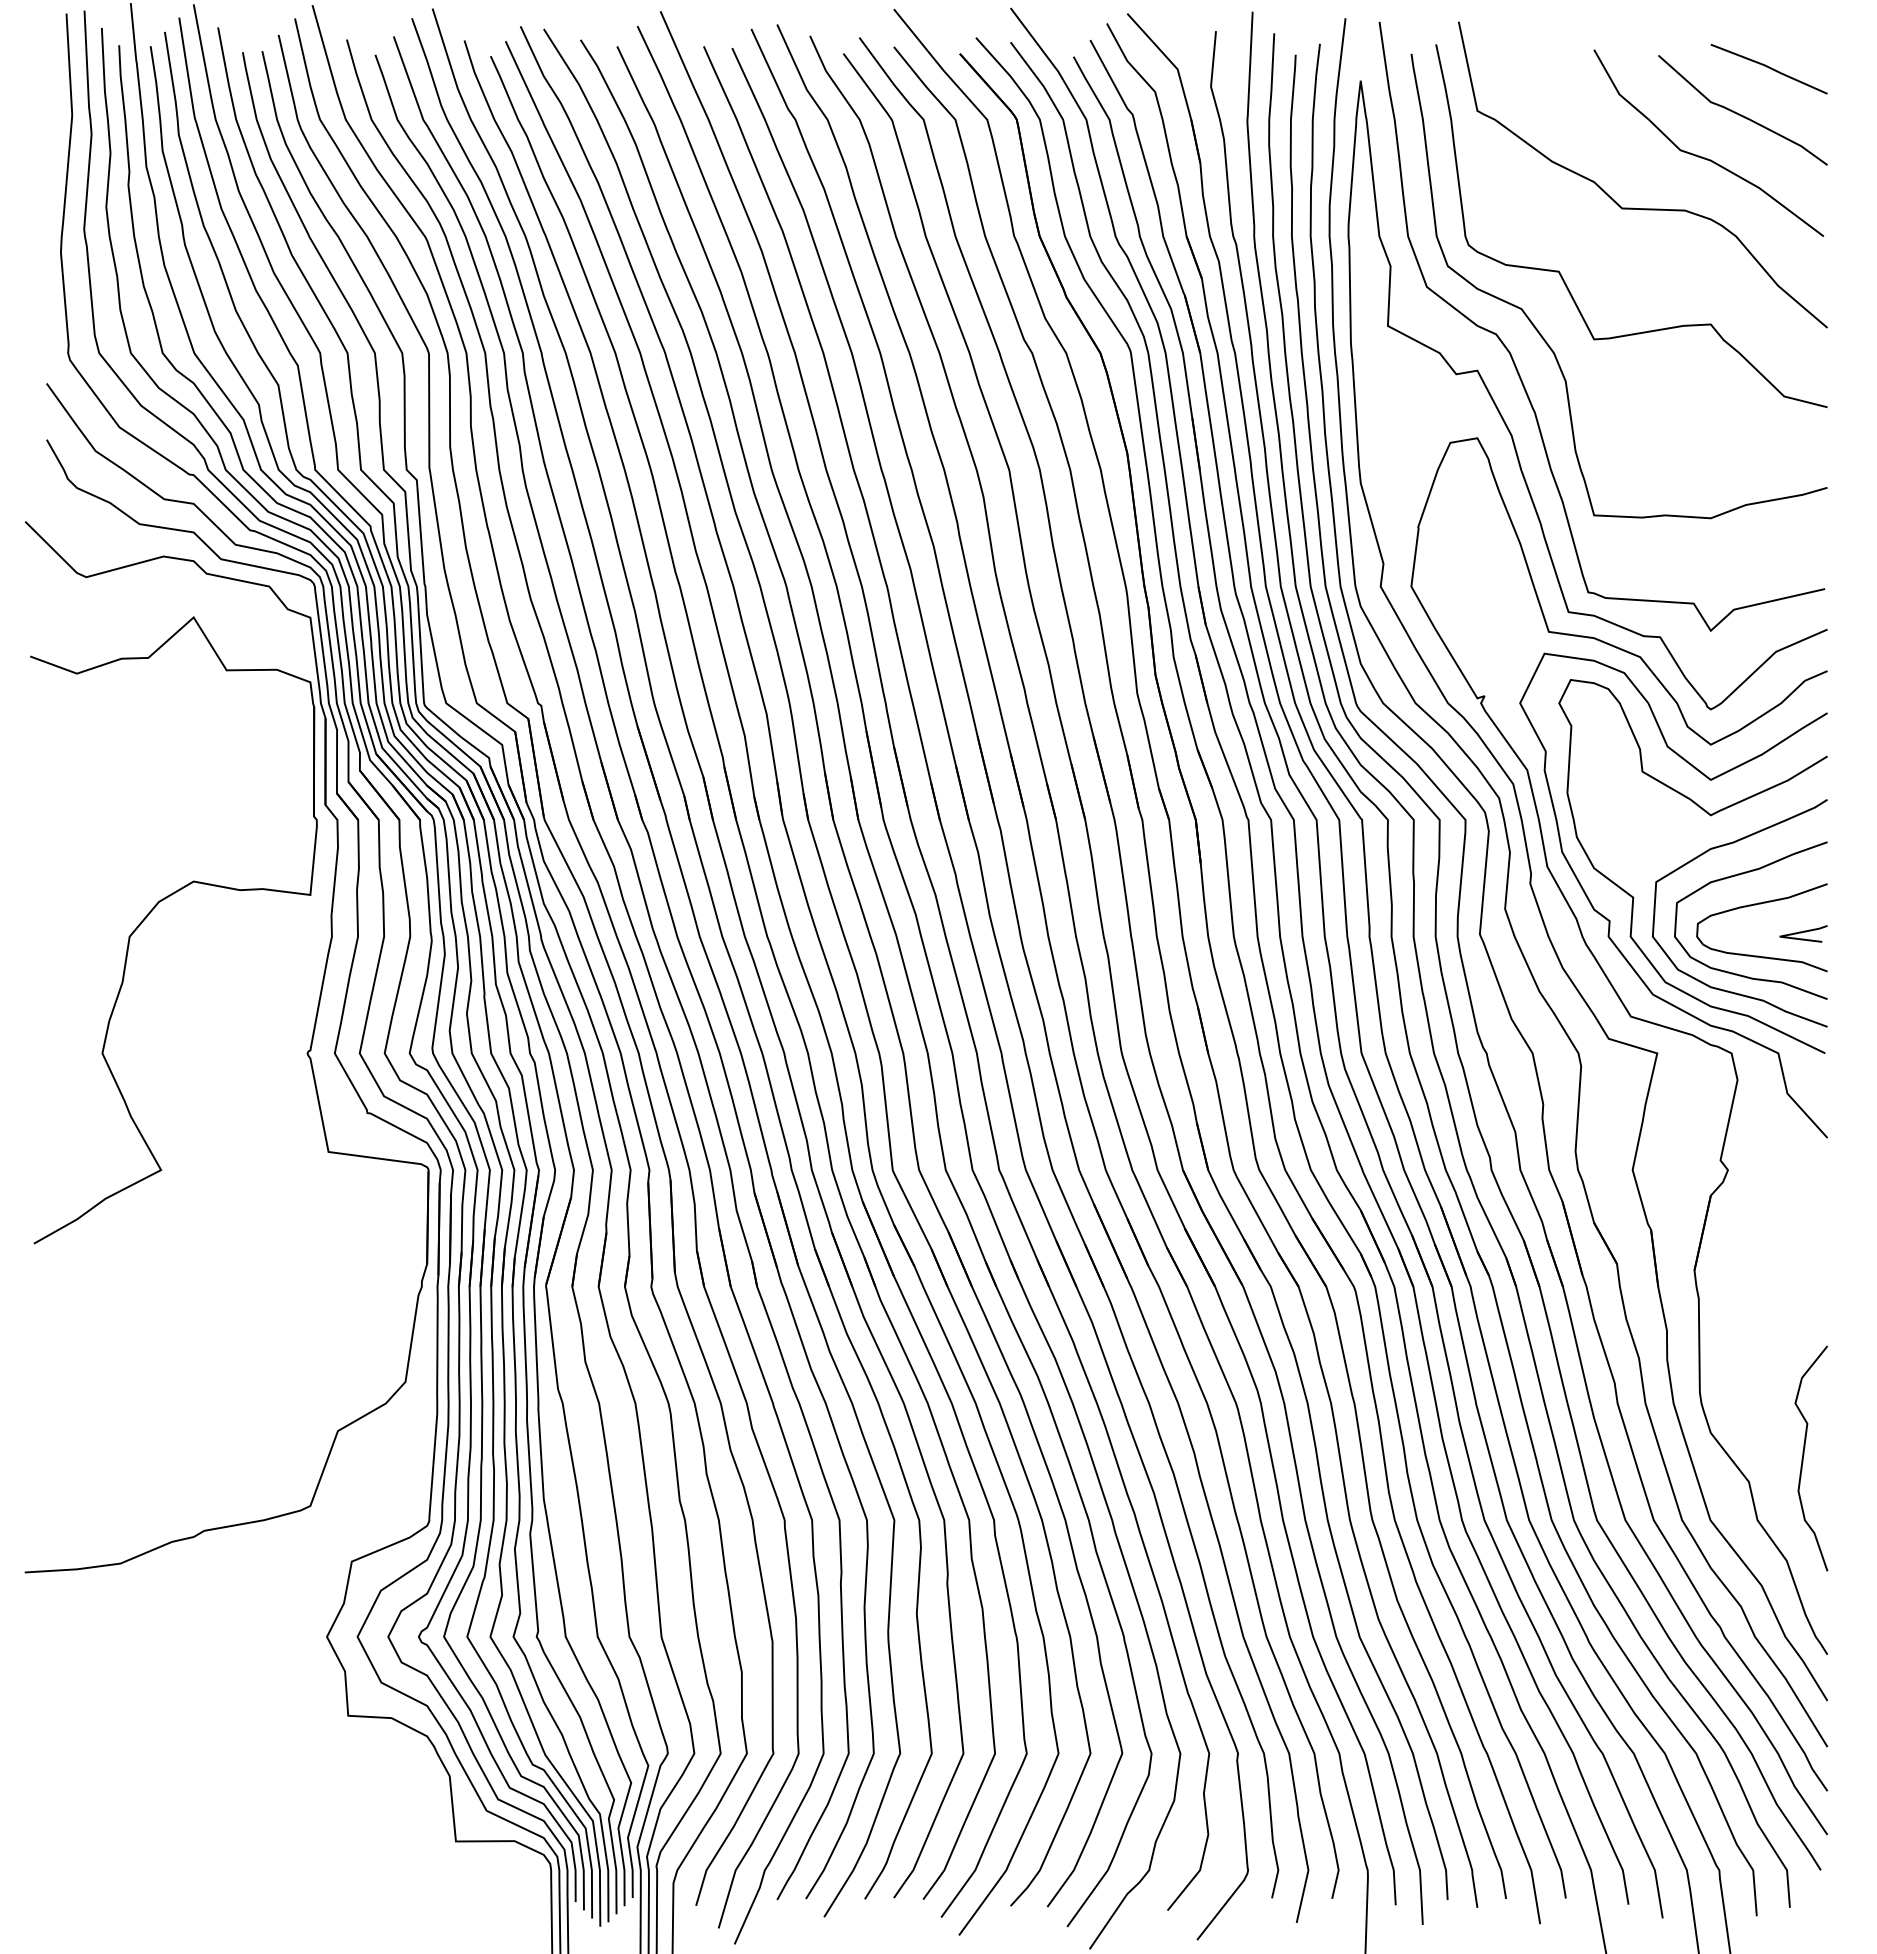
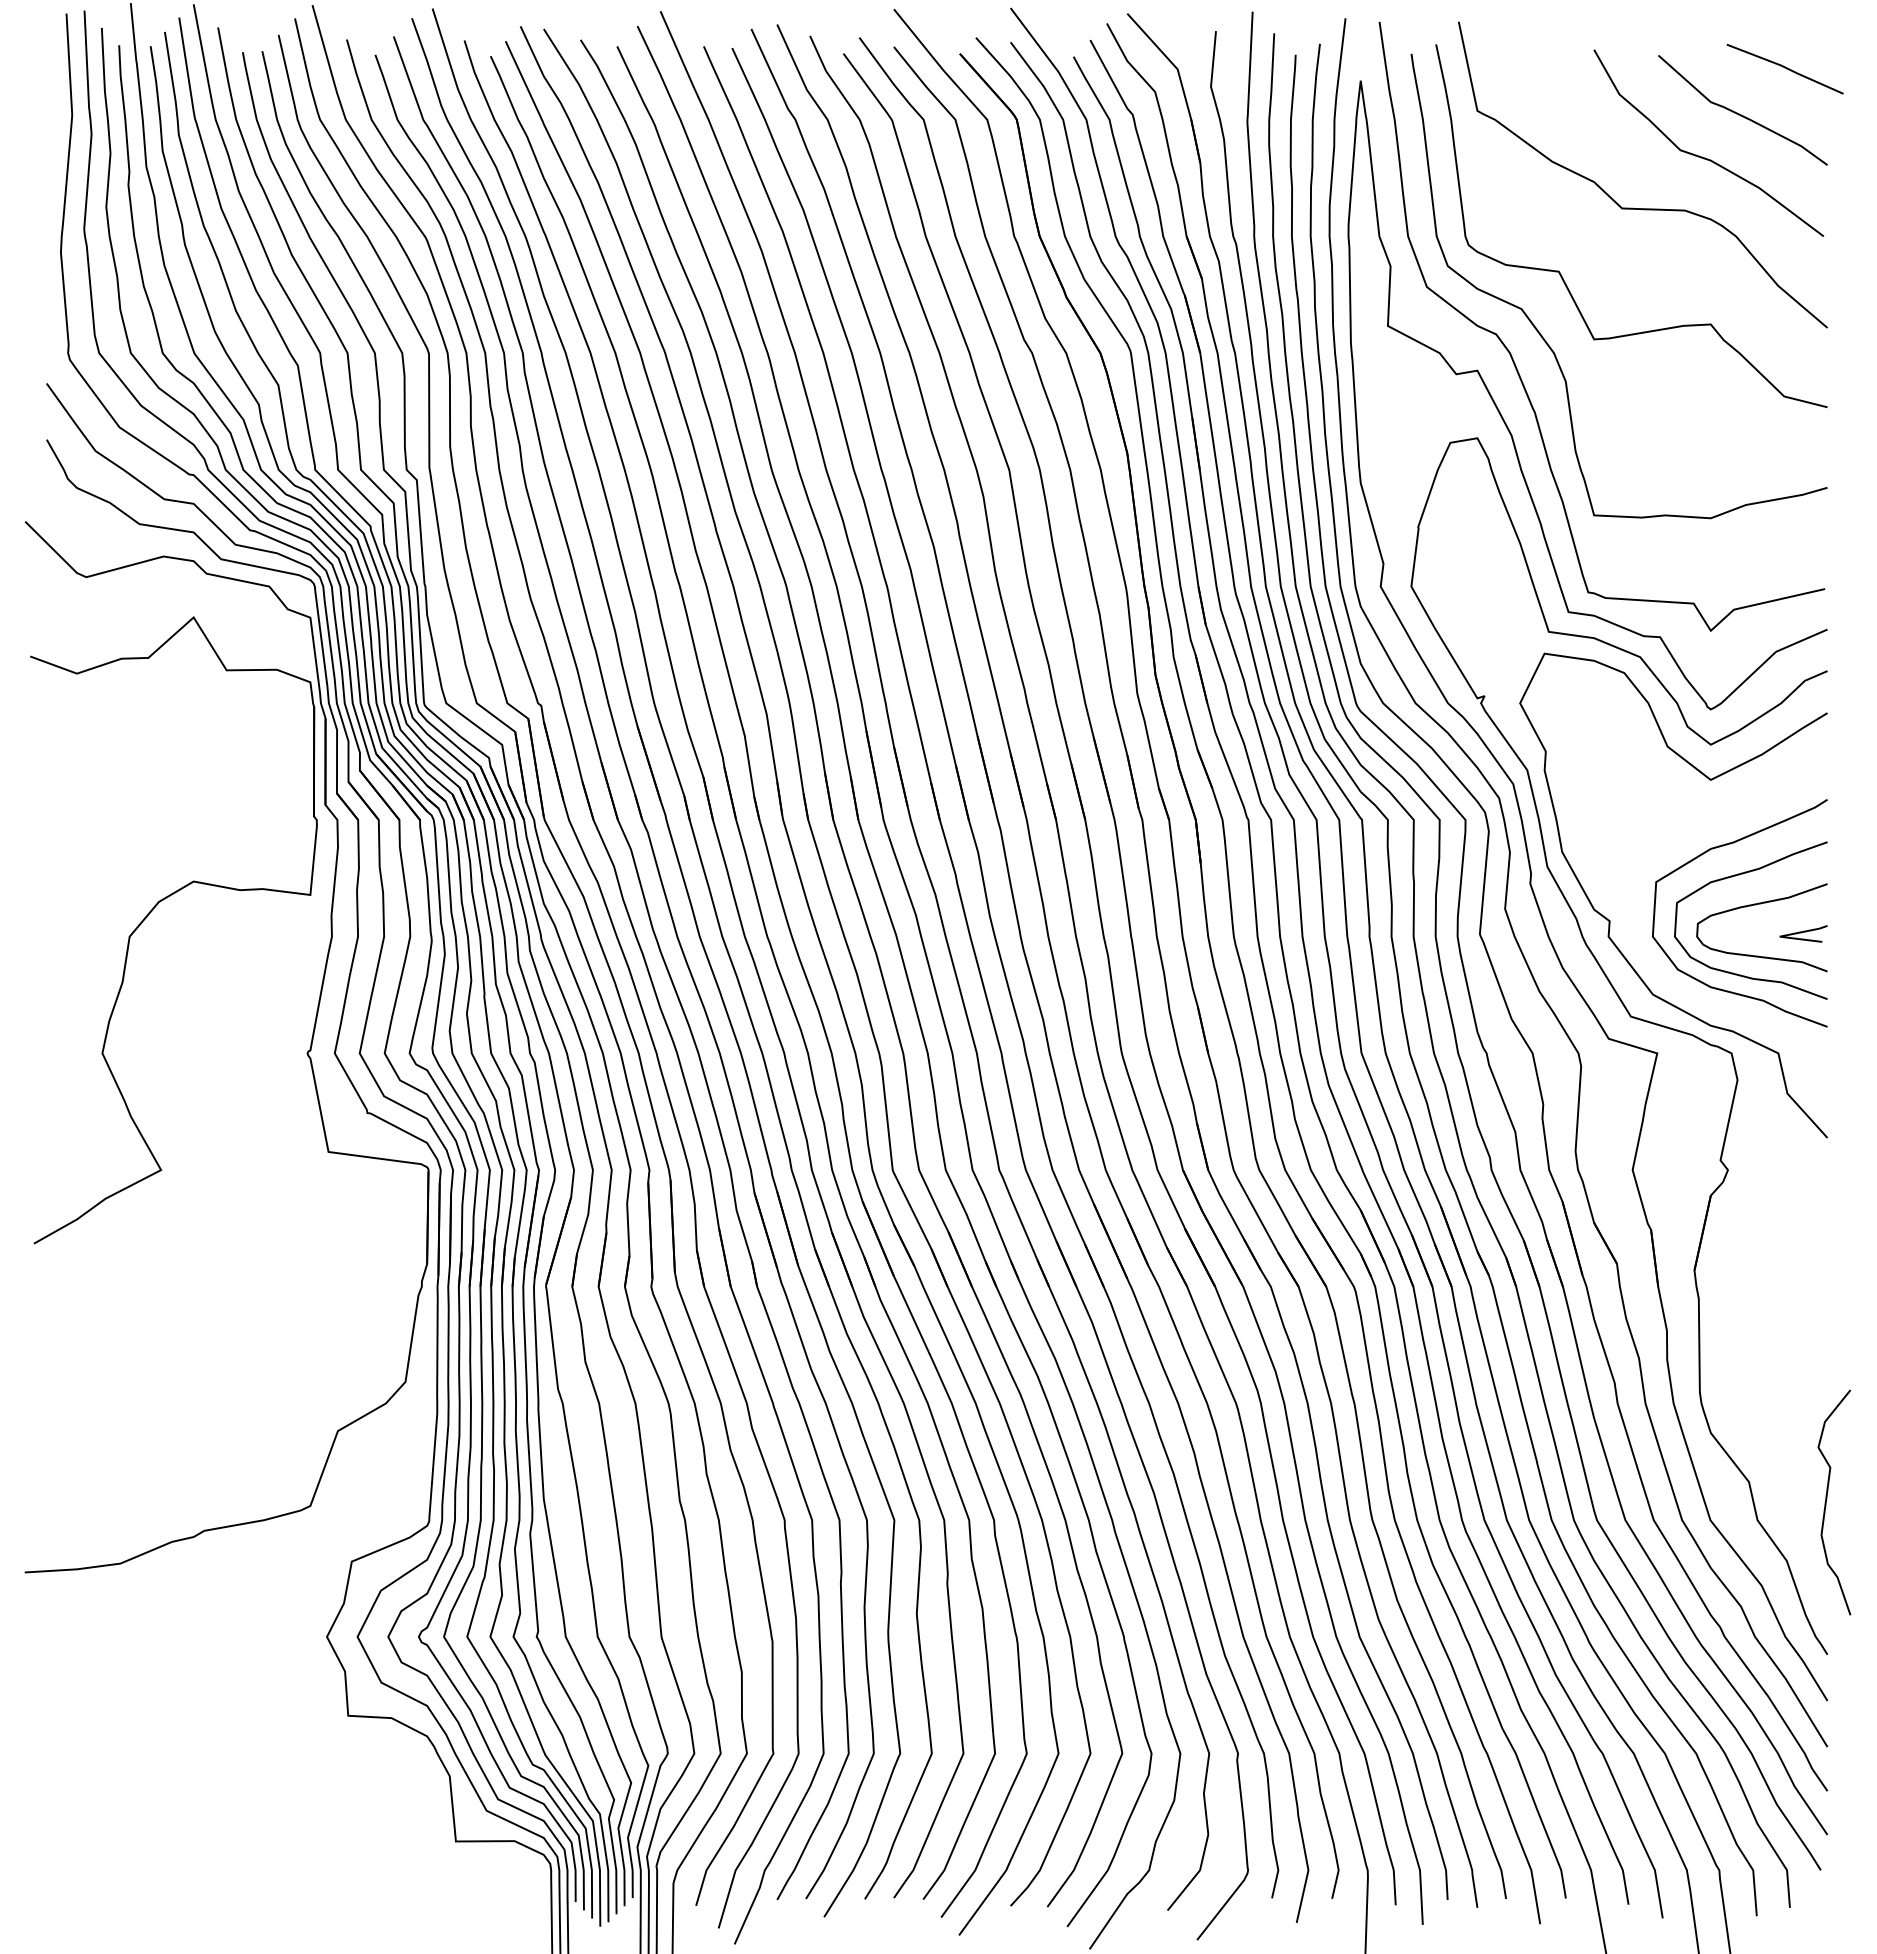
line position: (1768, 68) -> (1784, 68) (1784, 68)
curve: present -> none (1710, 816)
curve position: (1804, 1455) -> (1827, 1499) (1827, 1499)
